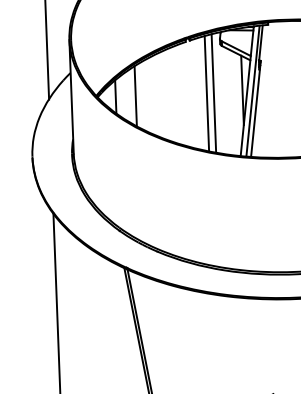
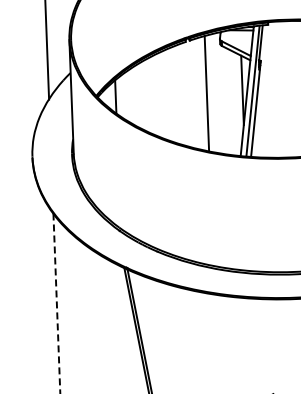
line: present -> none (213, 93)
line: present -> none (135, 96)
line: solid -> dashed (56, 303)
